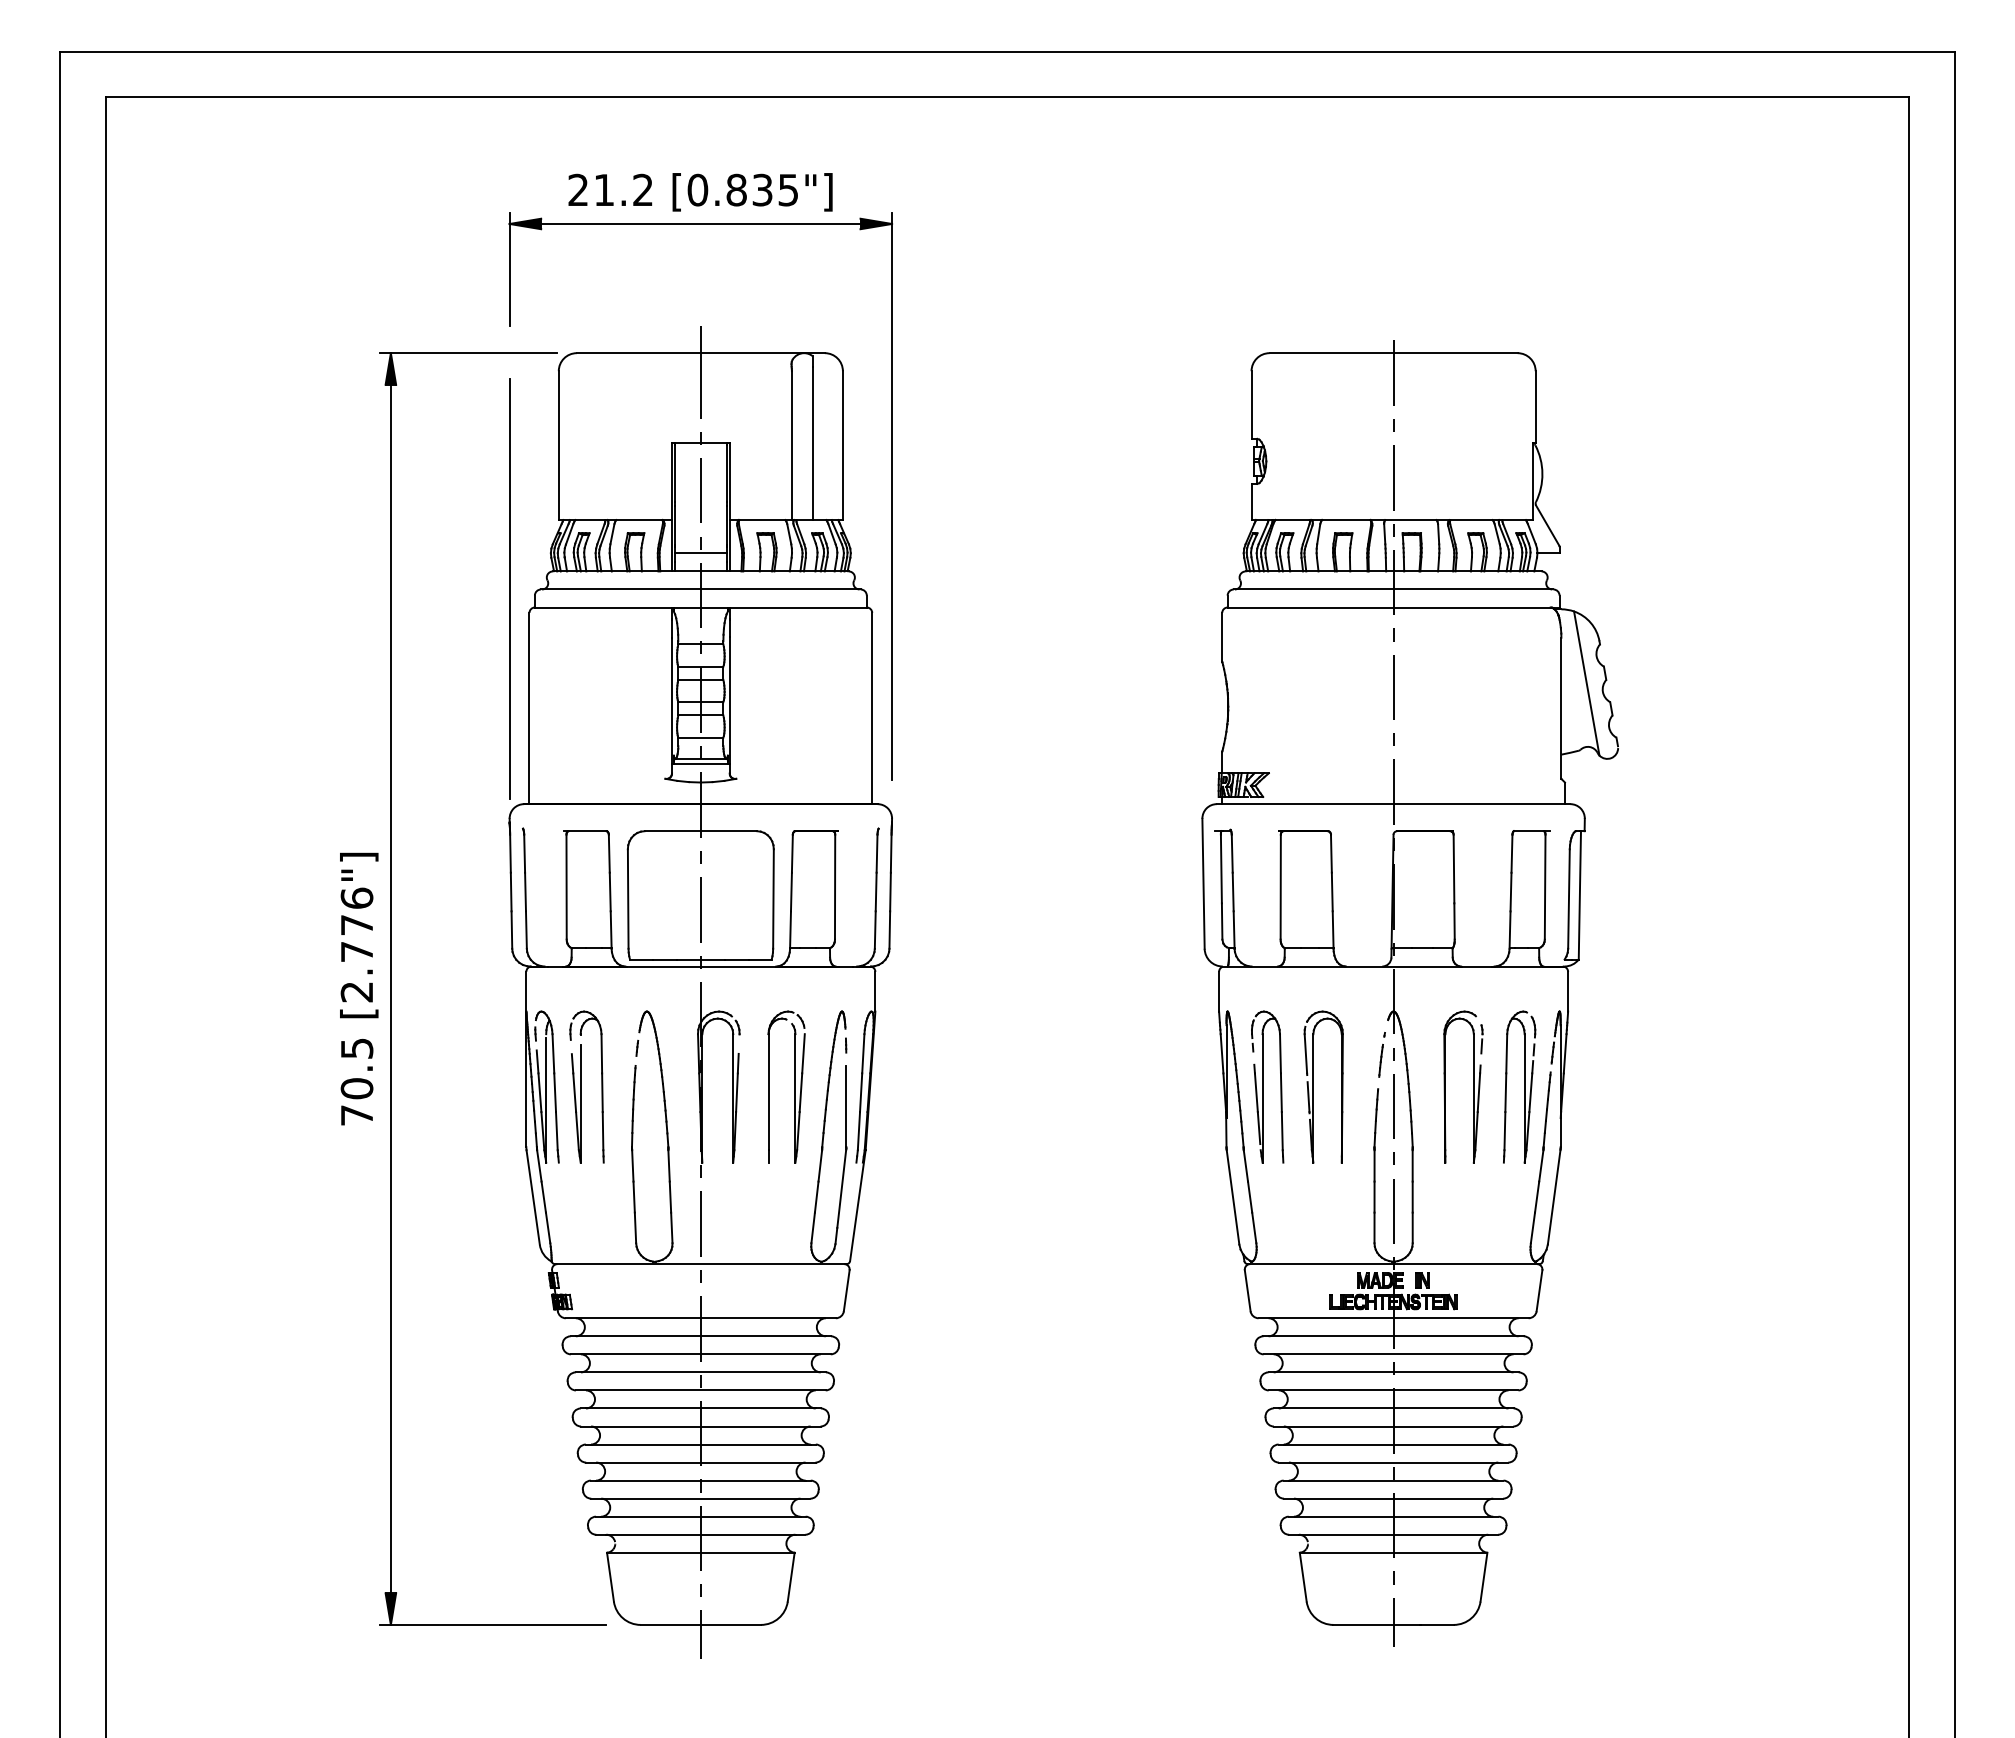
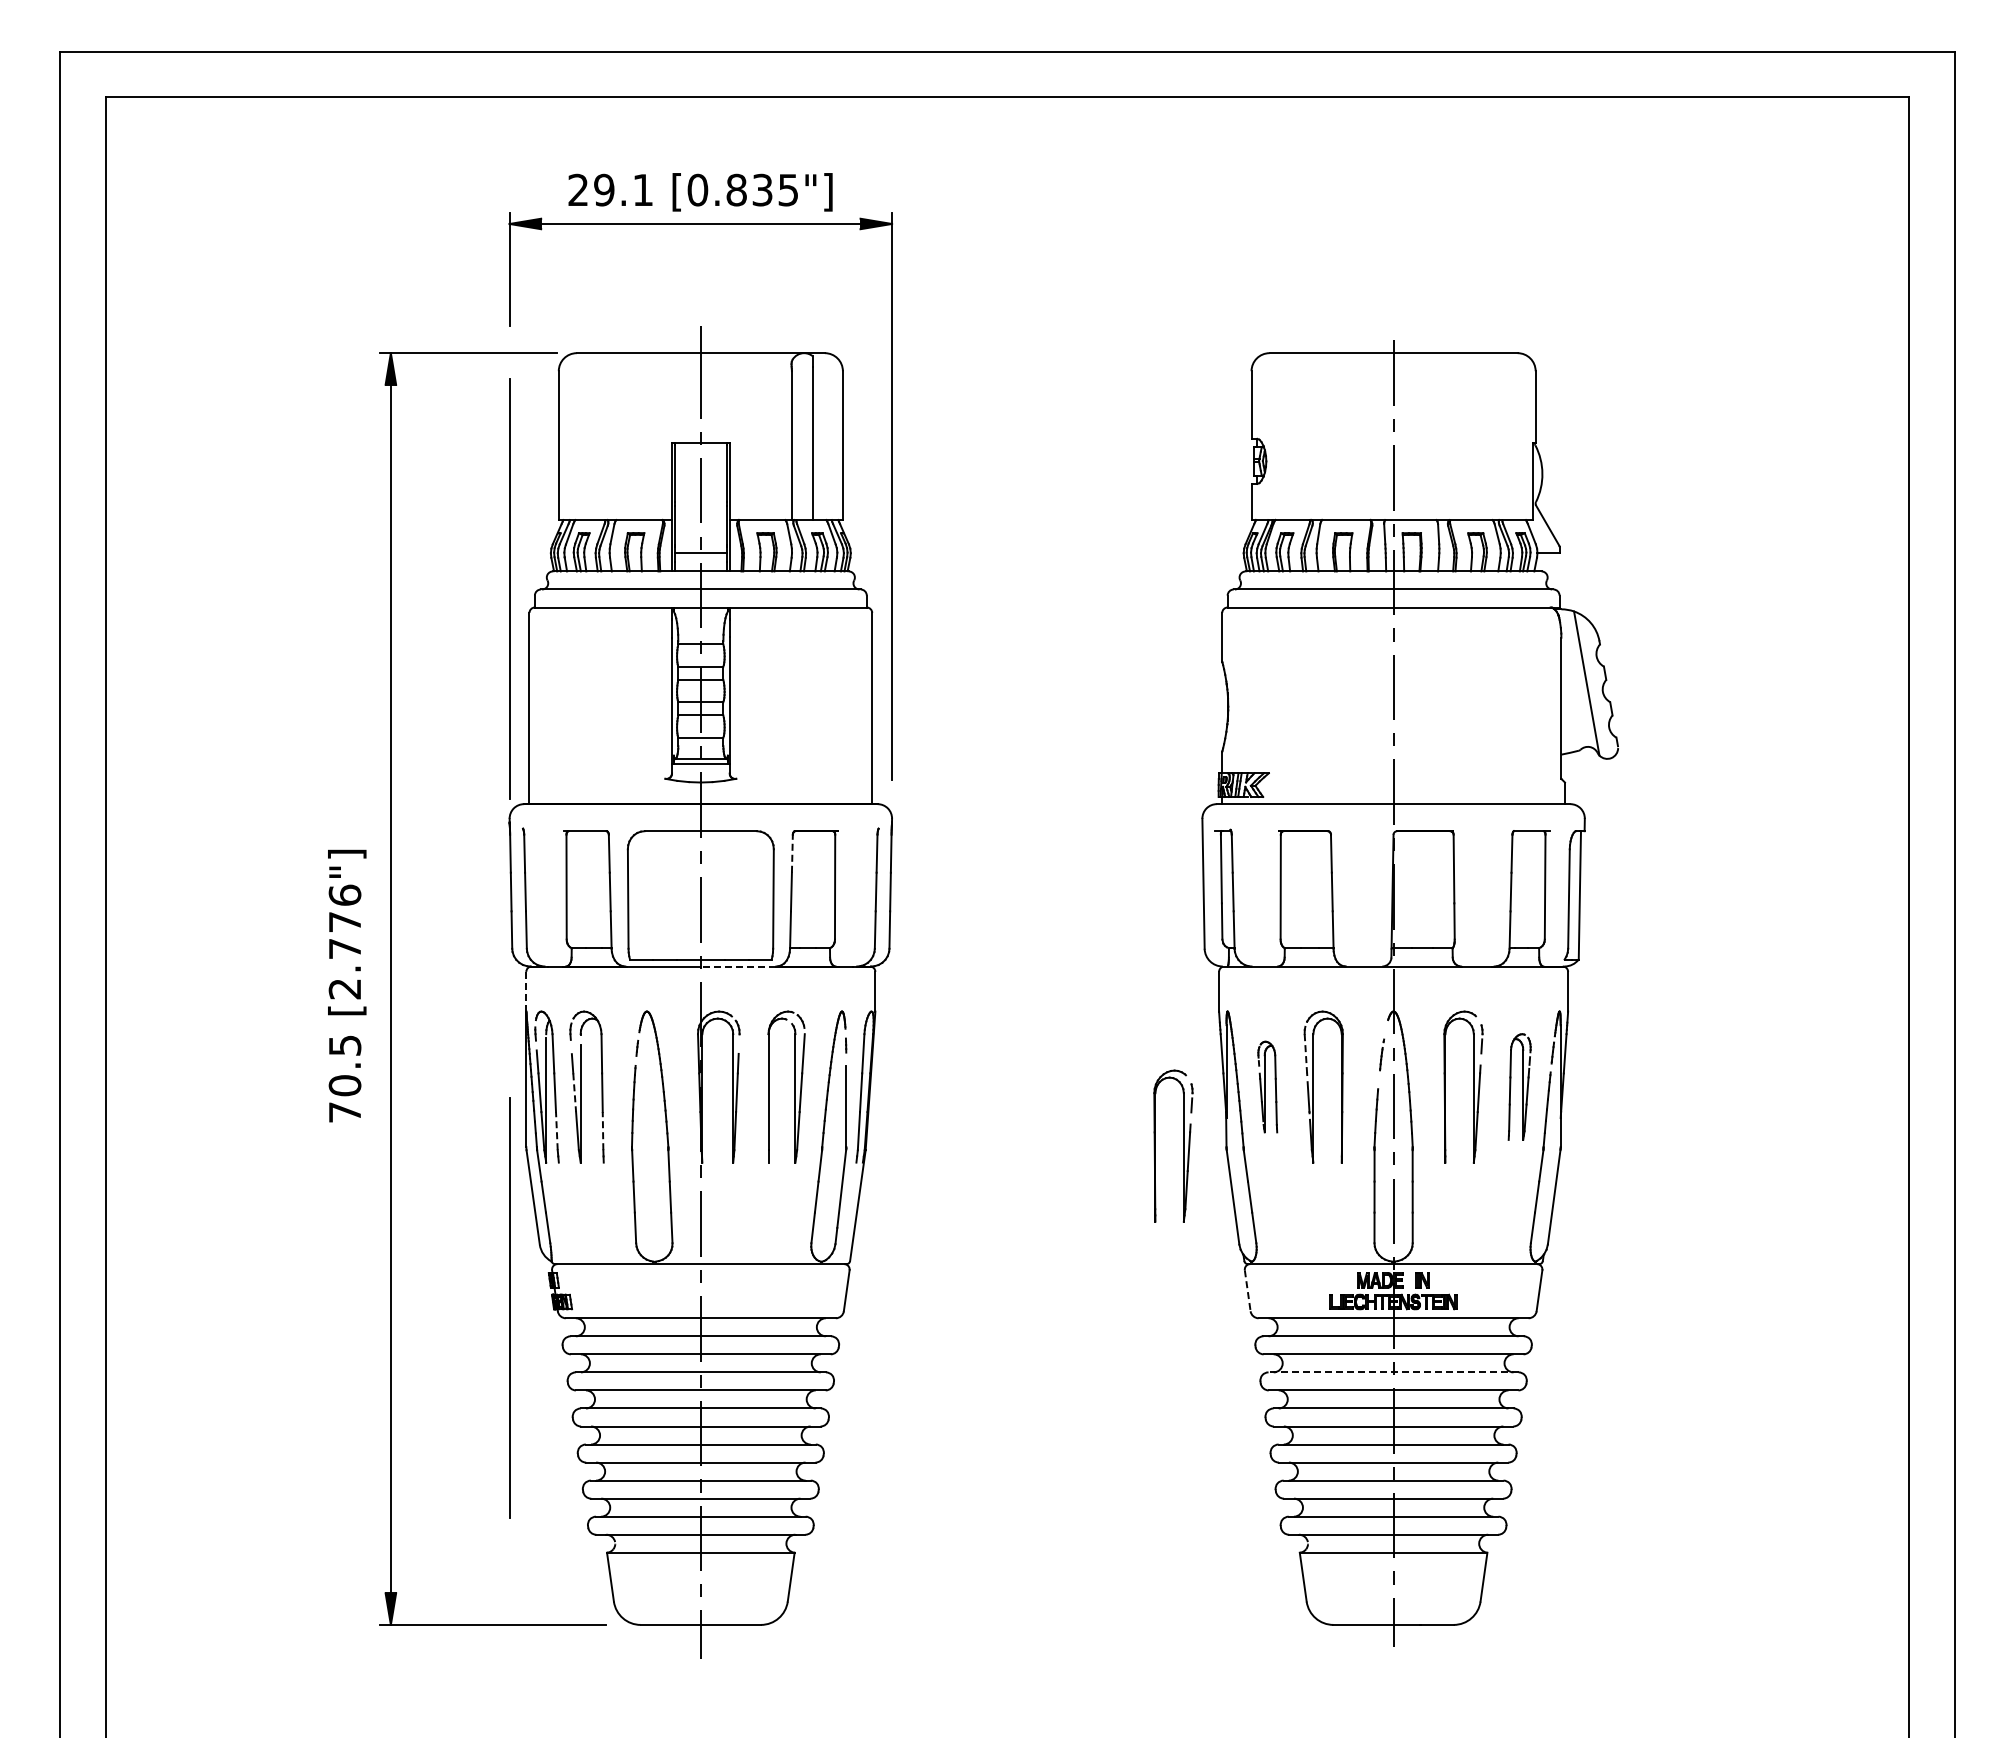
text: 21.2 -> 29.1 (623, 189)
line: solid -> dashed (792, 853)
line: solid -> dashed (738, 966)
text position: (359, 988) -> (347, 985) (347, 985)
line: solid -> dashed (526, 991)
line: solid -> dashed (1305, 1053)
part size: 8x46 px -> 6x34 px (1381, 1054)
part size: 34x154 px -> 22x94 px (1267, 1086)
part size: 34x154 px -> 25x108 px (1519, 1086)
line: solid -> dashed (574, 1093)
line: solid -> dashed (556, 1130)
line: solid -> dashed (603, 1130)
part: none -> present (1183, 1145)
line: solid -> dashed (1247, 1290)
line: none -> present (509, 1307)
line: solid -> dashed (1393, 1372)
